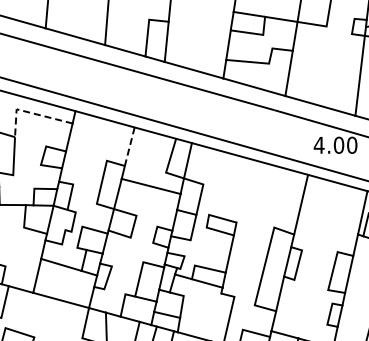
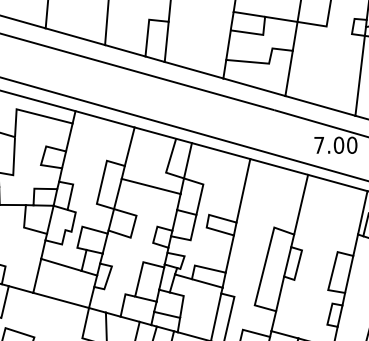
line: dashed -> solid (30, 112)
text: 4.00 -> 7.00 (318, 145)
line: dashed -> solid (129, 146)
line: none -> present (243, 190)
line: none -> present (216, 315)
